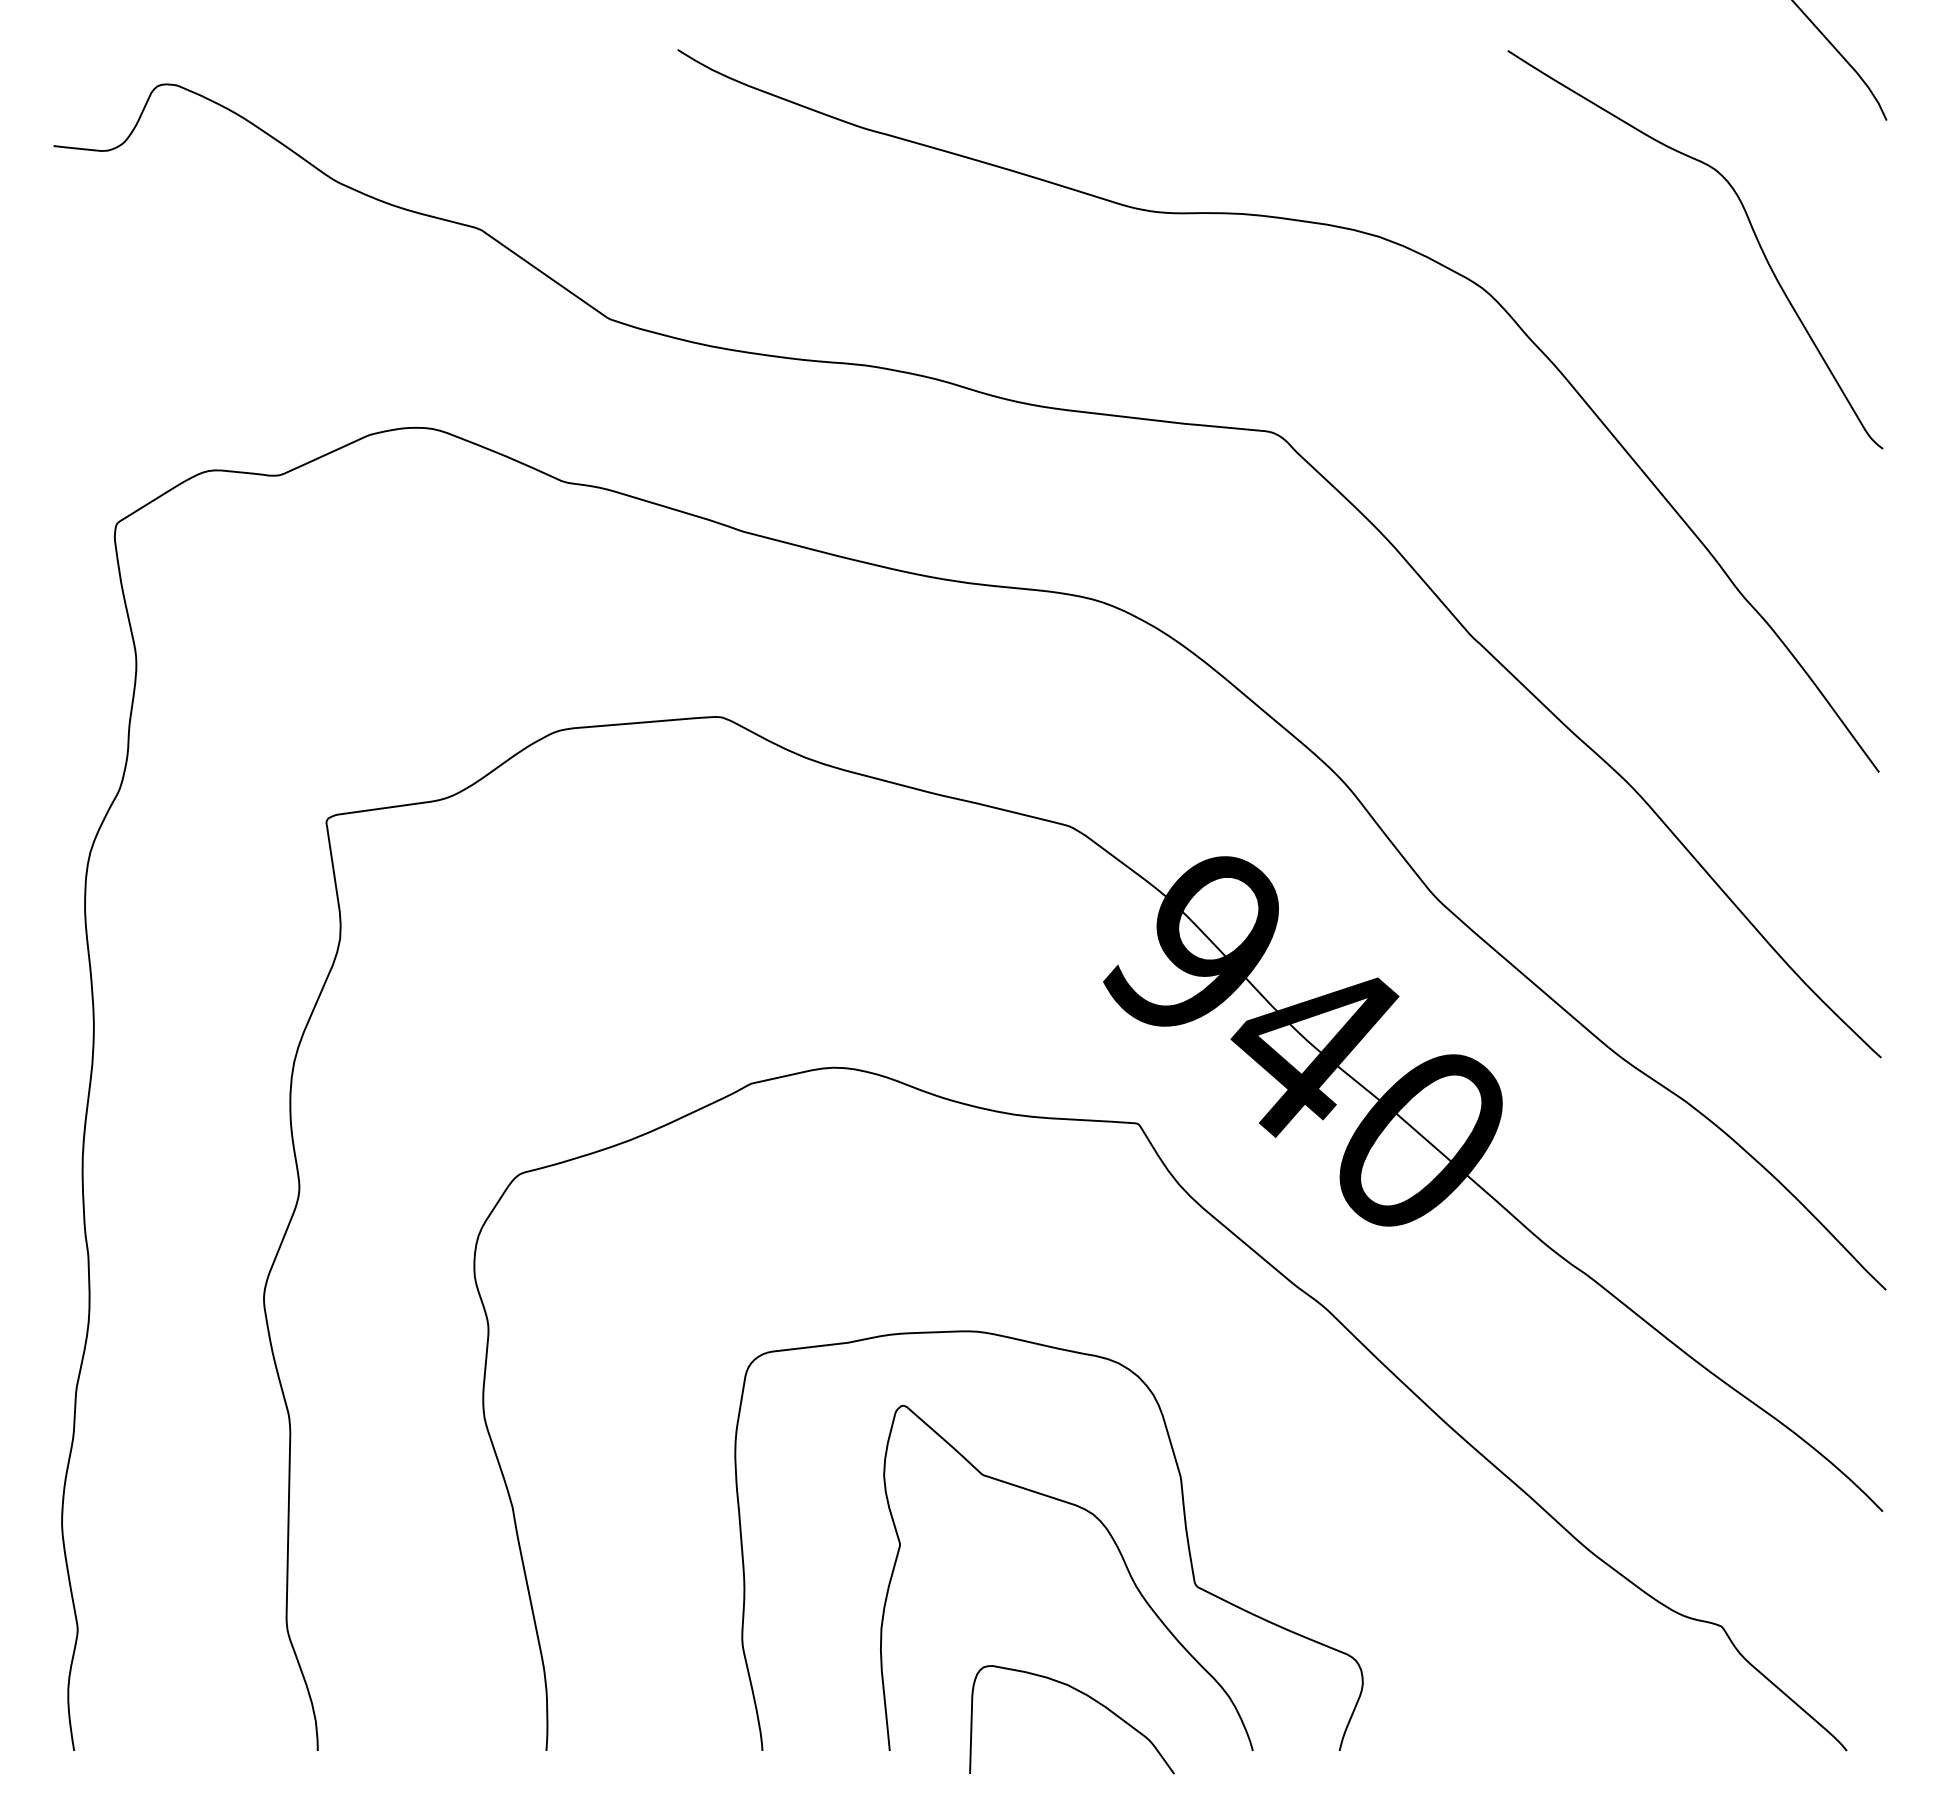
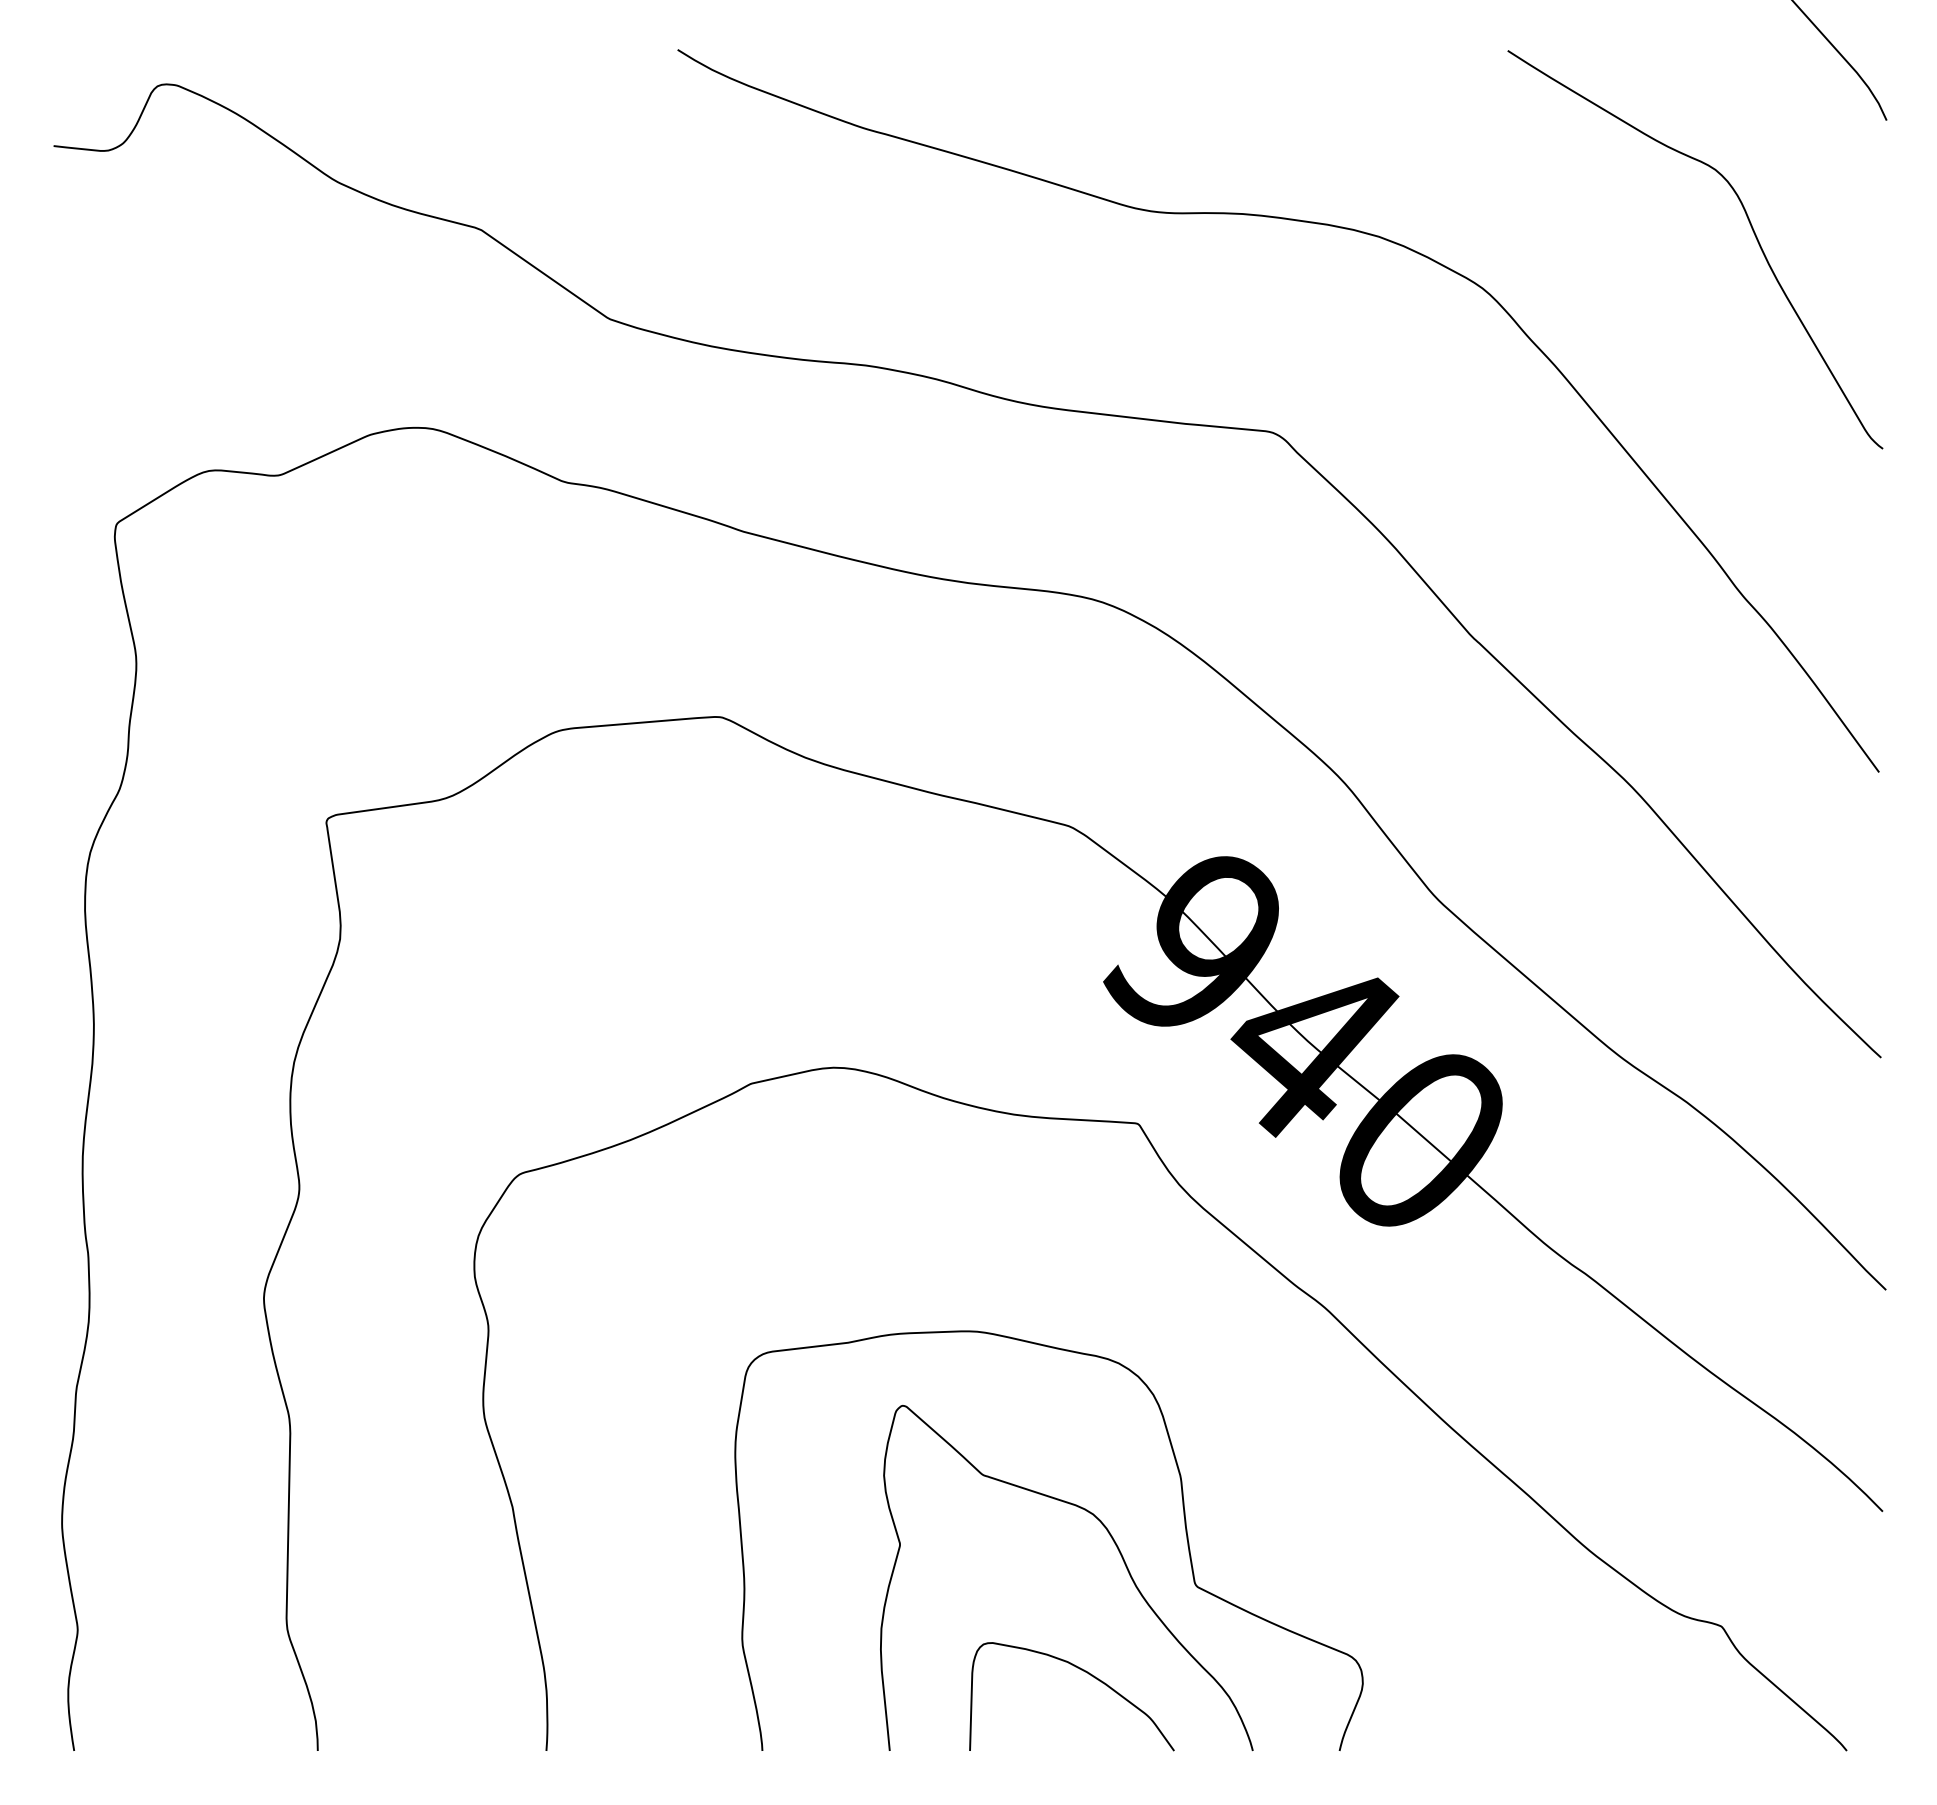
curve position: (1083, 1694) -> (1083, 1671) (1083, 1671)
